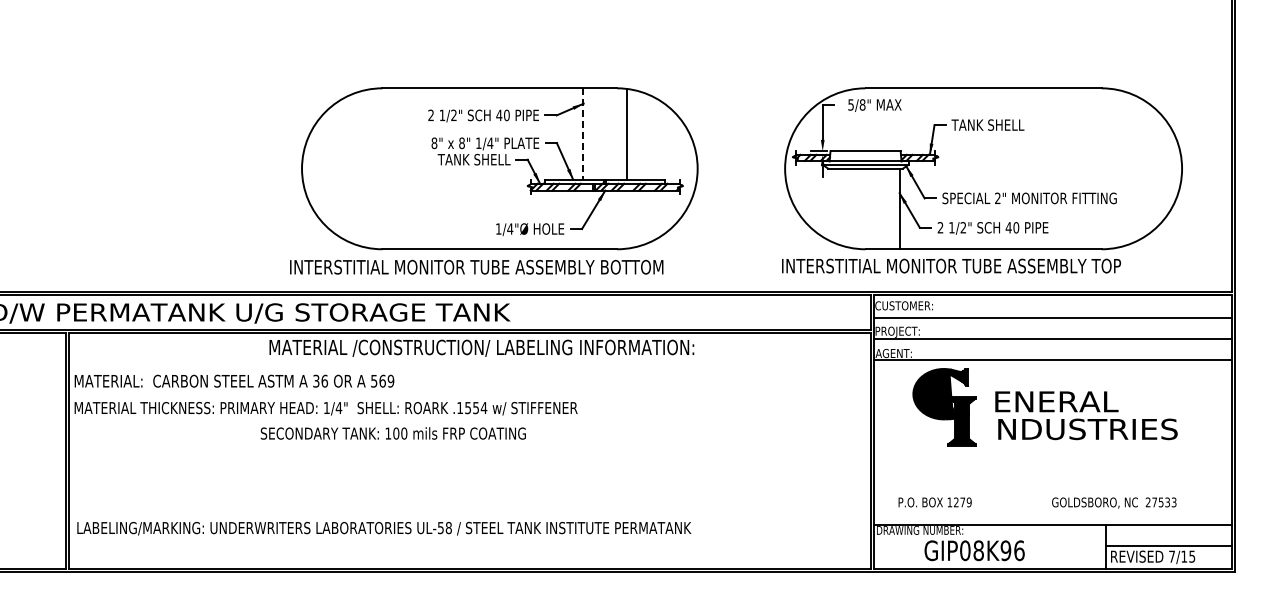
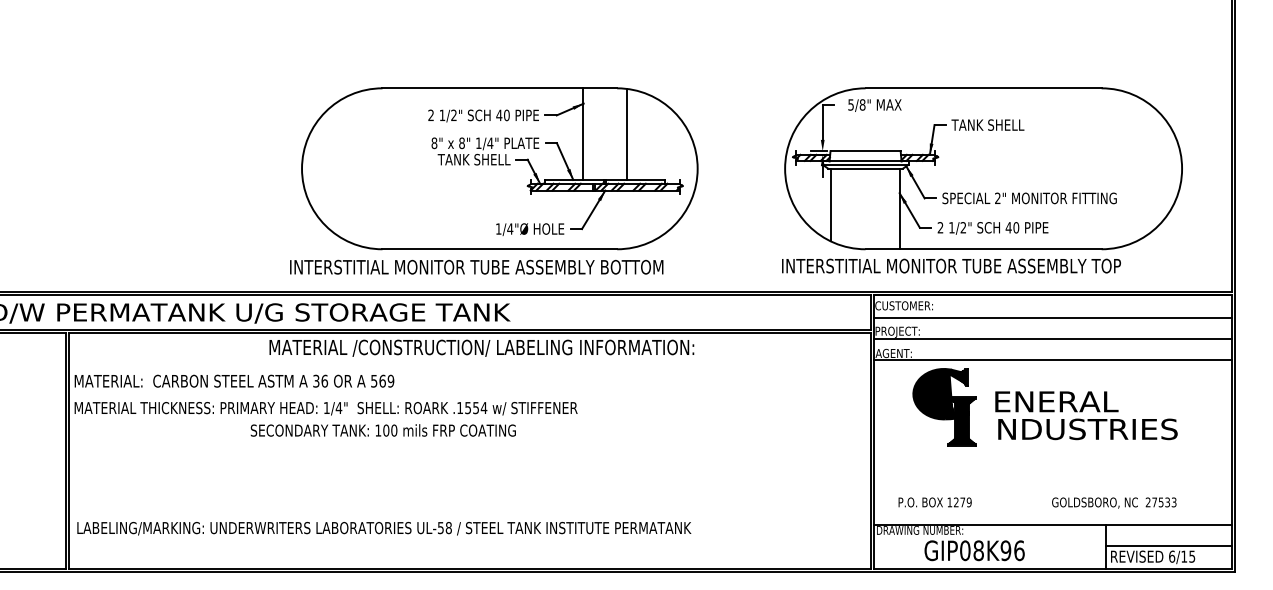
line: dashed -> solid (583, 134)
line: none -> present (830, 204)
text position: (392, 433) -> (382, 430) (382, 430)
text: 7/15 -> 6/15 (1172, 556)
